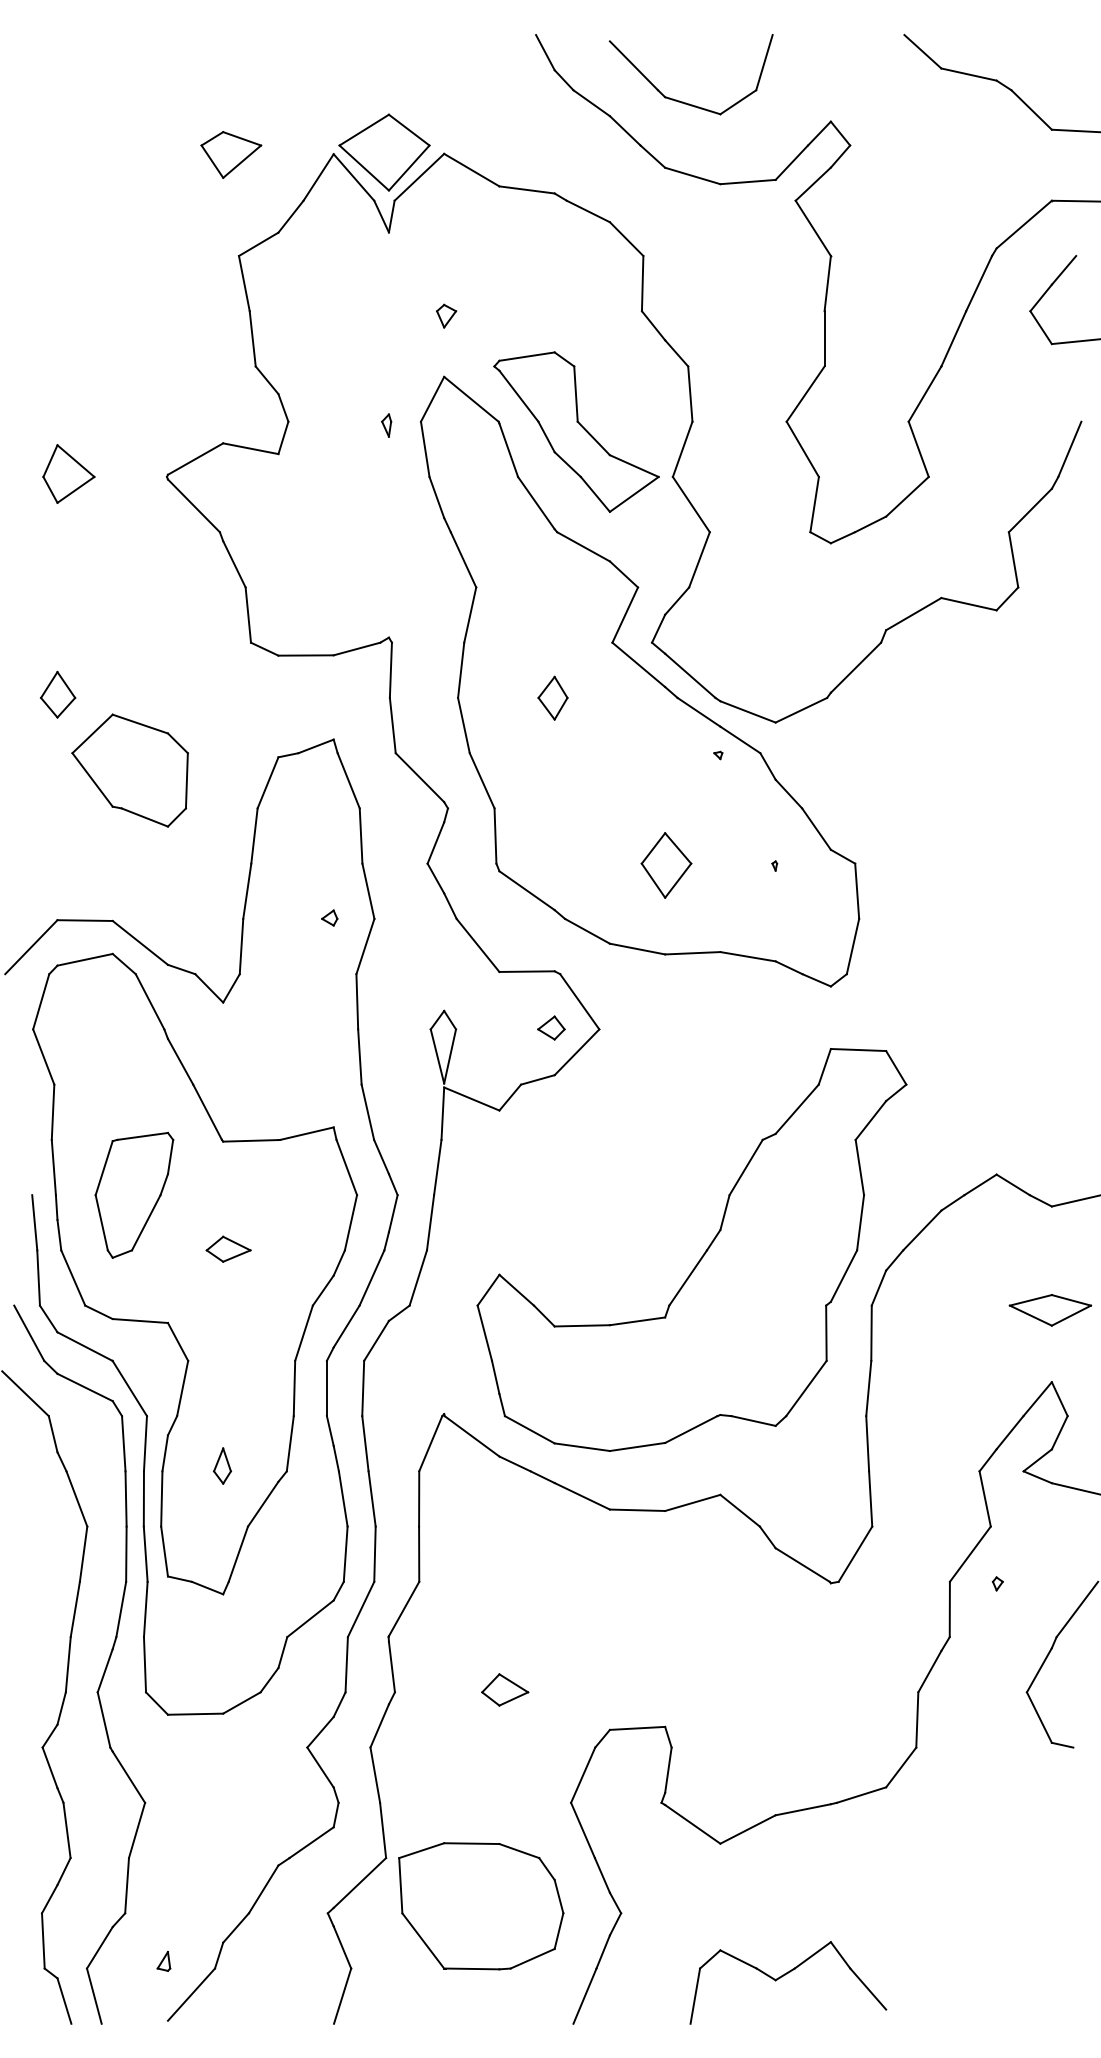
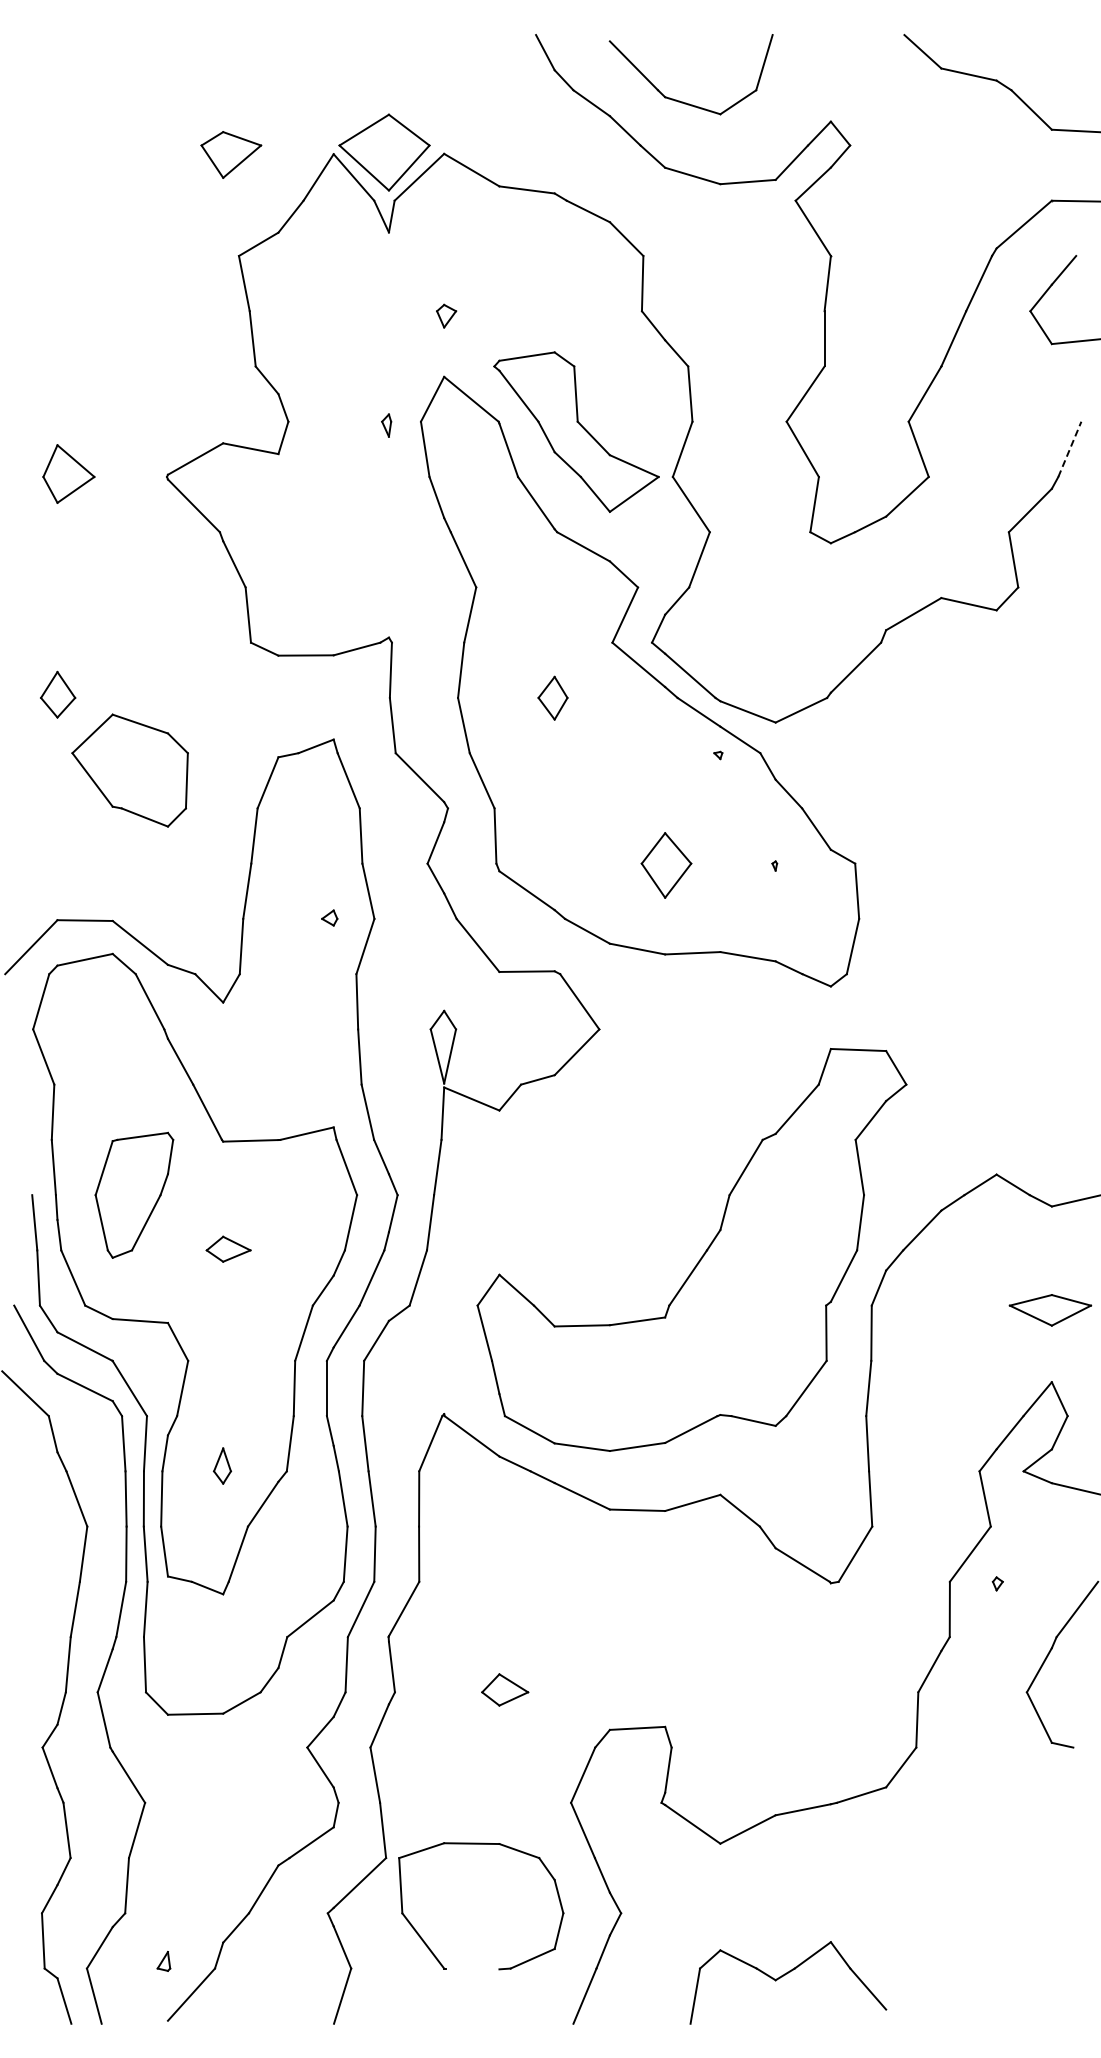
line: solid -> dashed (1069, 449)
part: present -> none (551, 1027)
line: present -> none (472, 1968)
